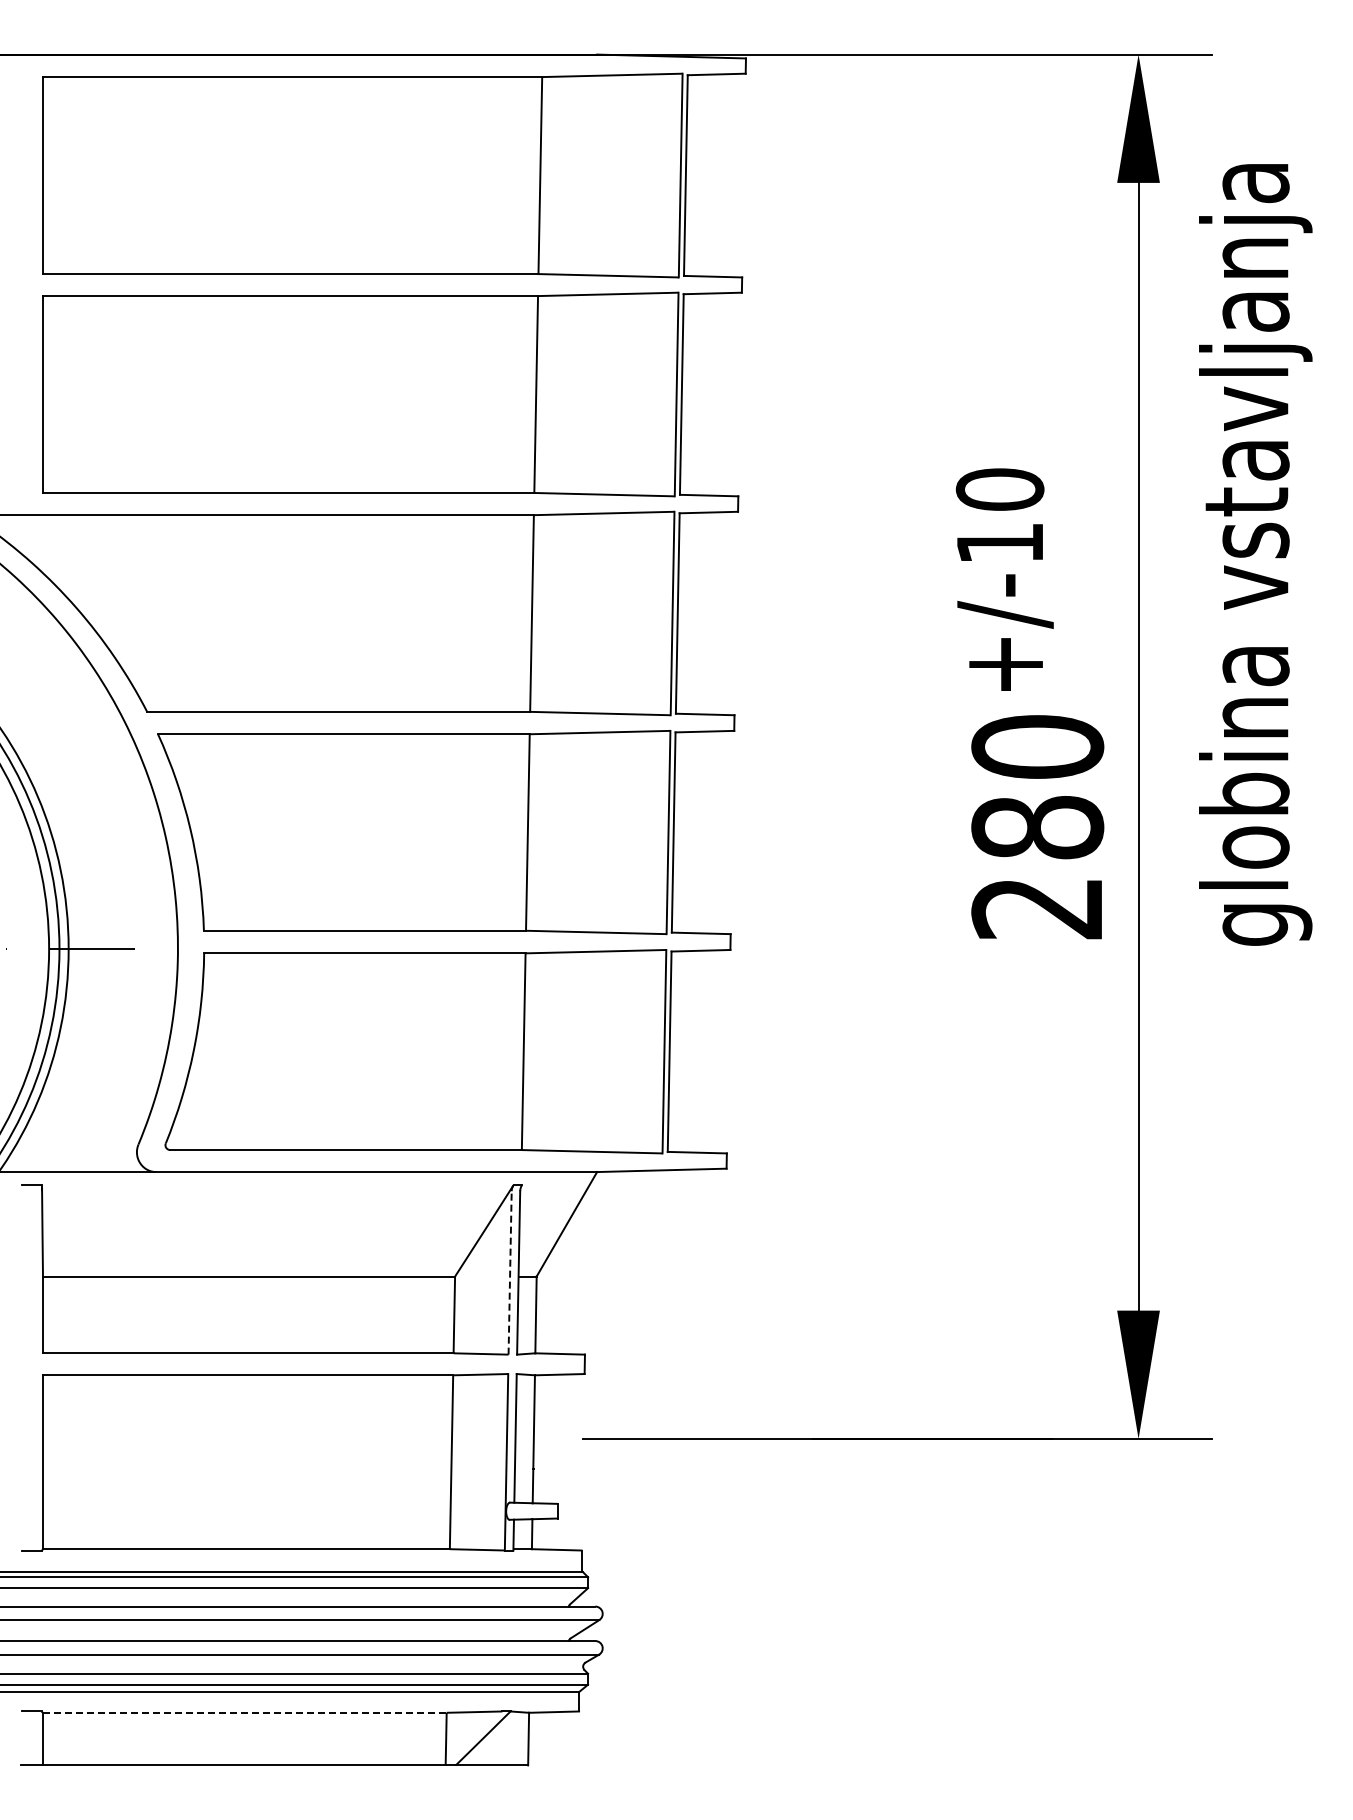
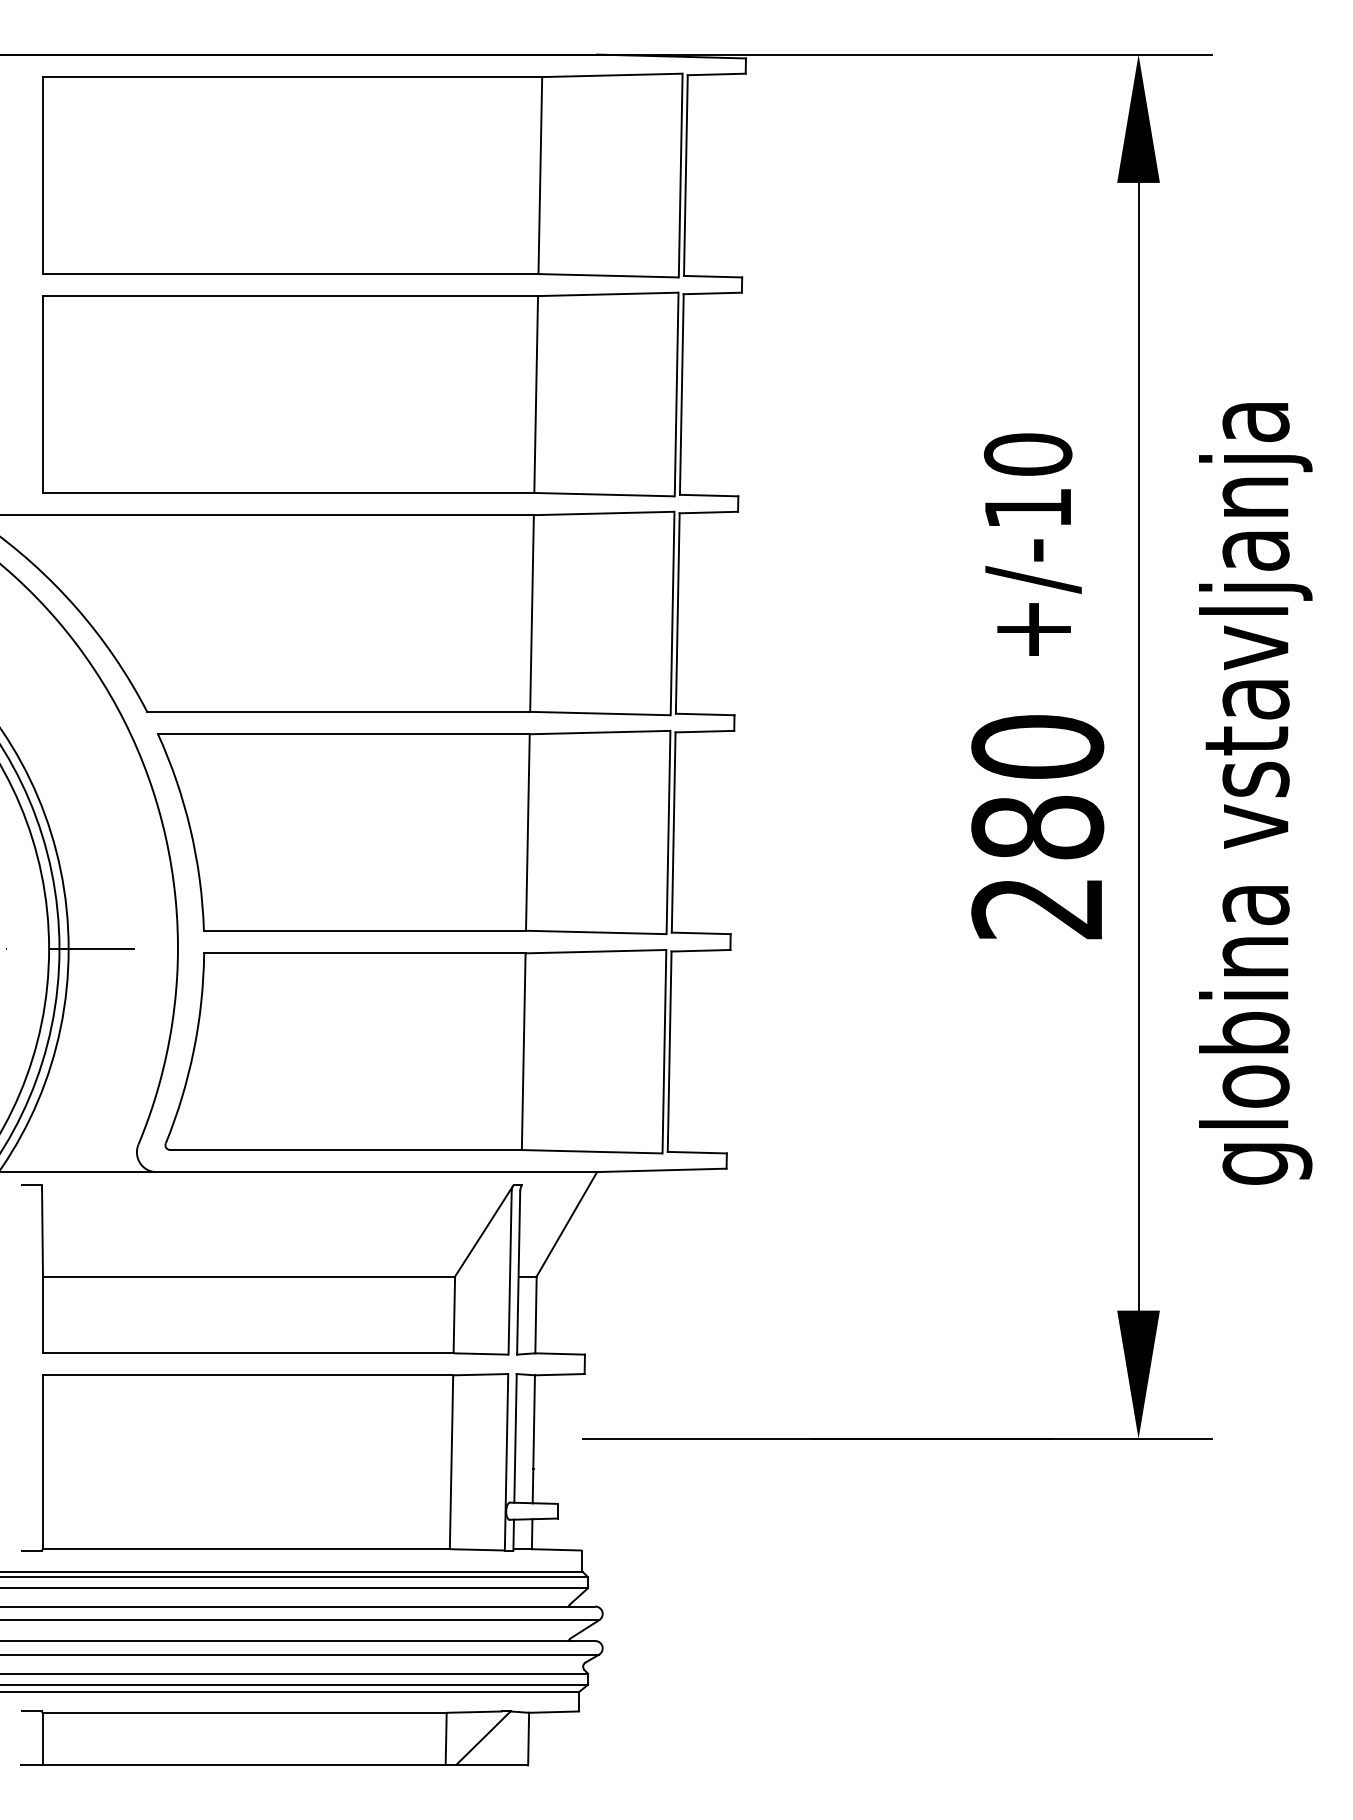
text position: (1255, 554) -> (1255, 793) (1255, 793)
text position: (1004, 579) -> (1032, 544) (1032, 544)
line: dashed -> solid (510, 1272)
line: dashed -> solid (244, 1712)
